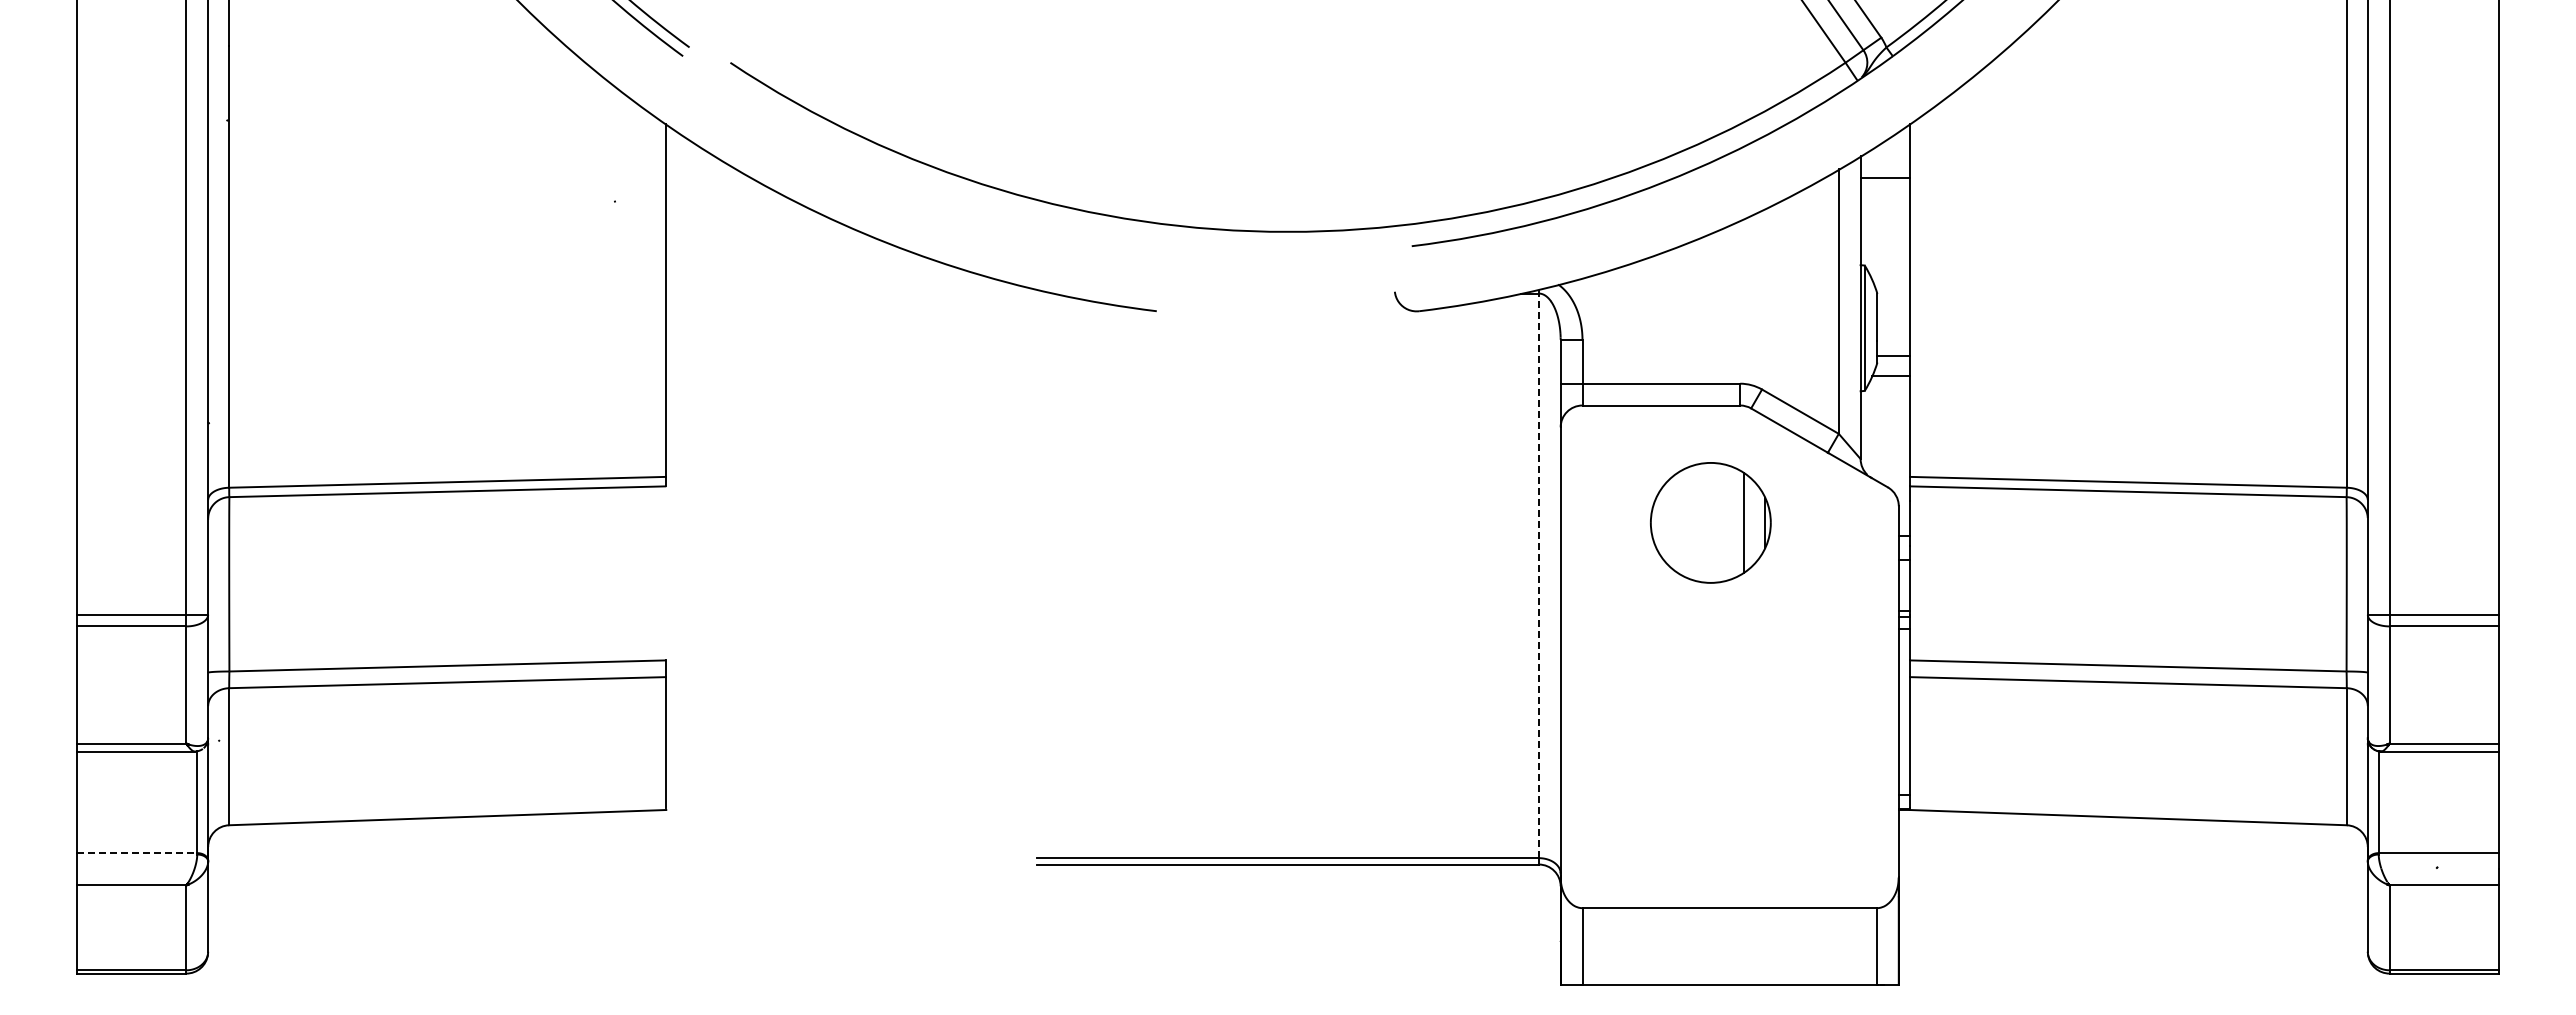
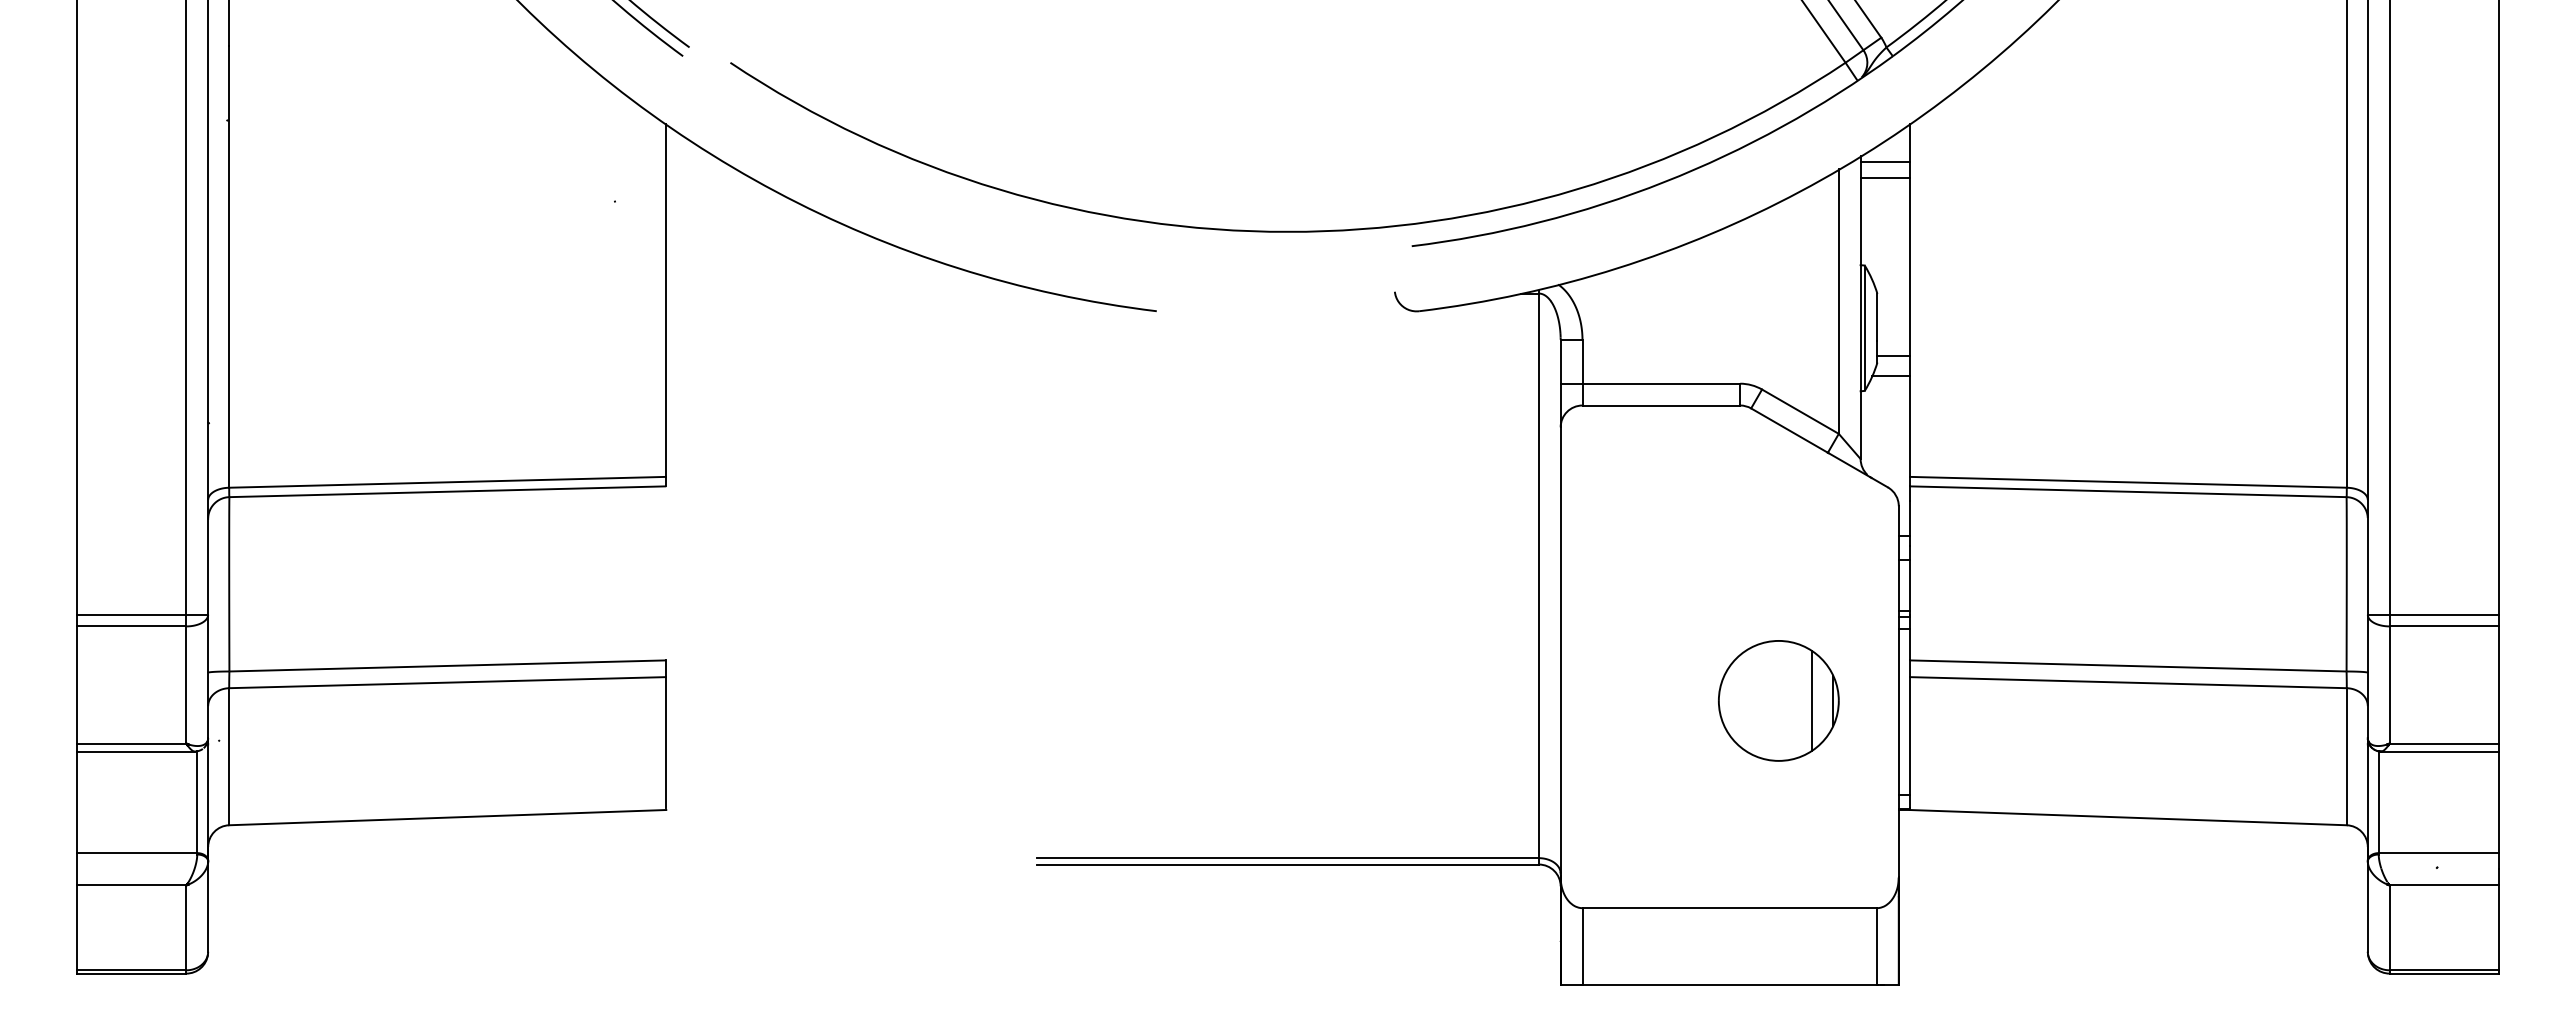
line: none -> present (1884, 162)
part position: (1710, 522) -> (1778, 700) (1778, 700)
line: dashed -> solid (1538, 575)
line: dashed -> solid (137, 853)
